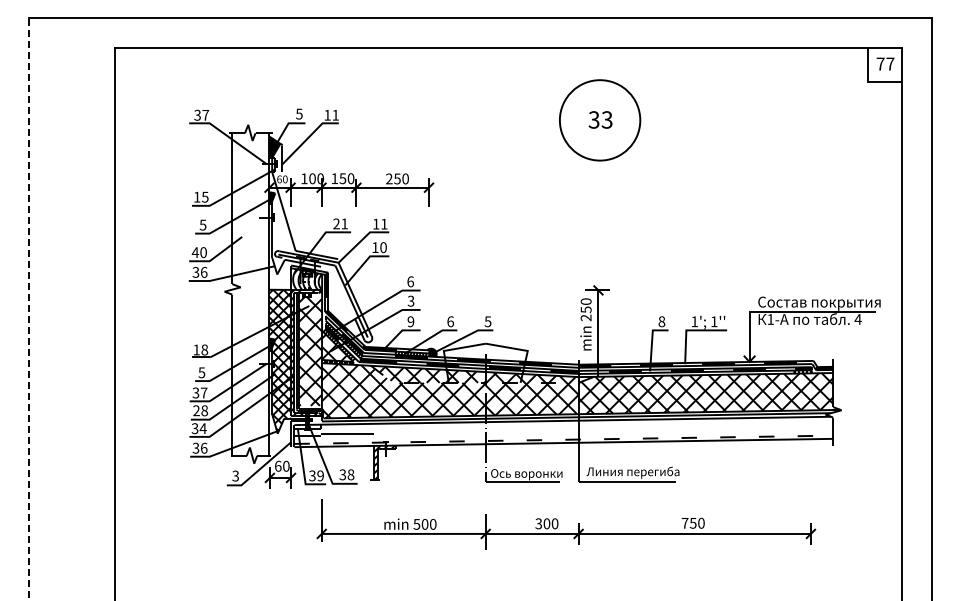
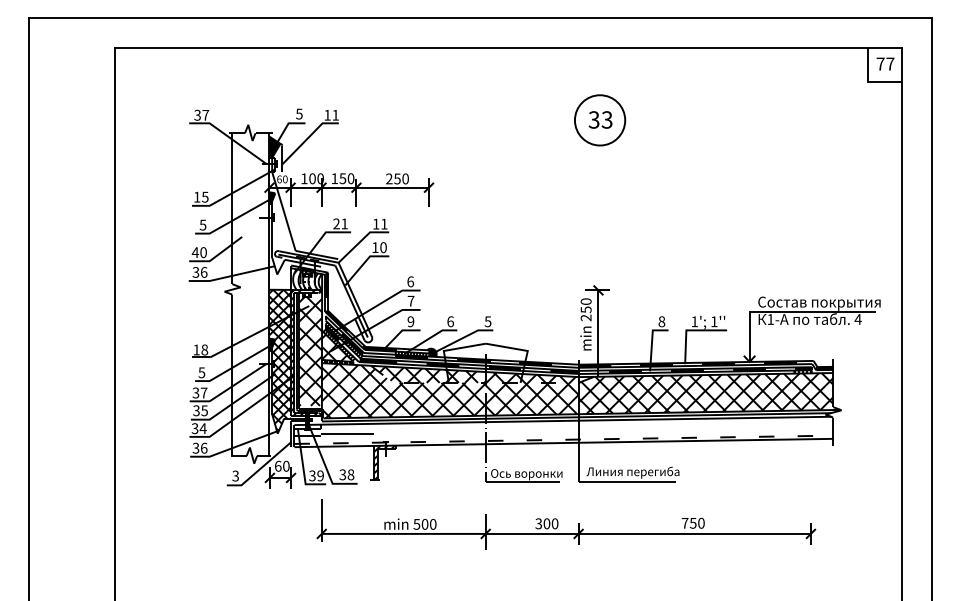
circle diameter: 80 px -> 50 px (599, 120)
text: 3 -> 7 (410, 300)
line: dashed -> solid (28, 308)
text: 28 -> 35 (200, 410)
